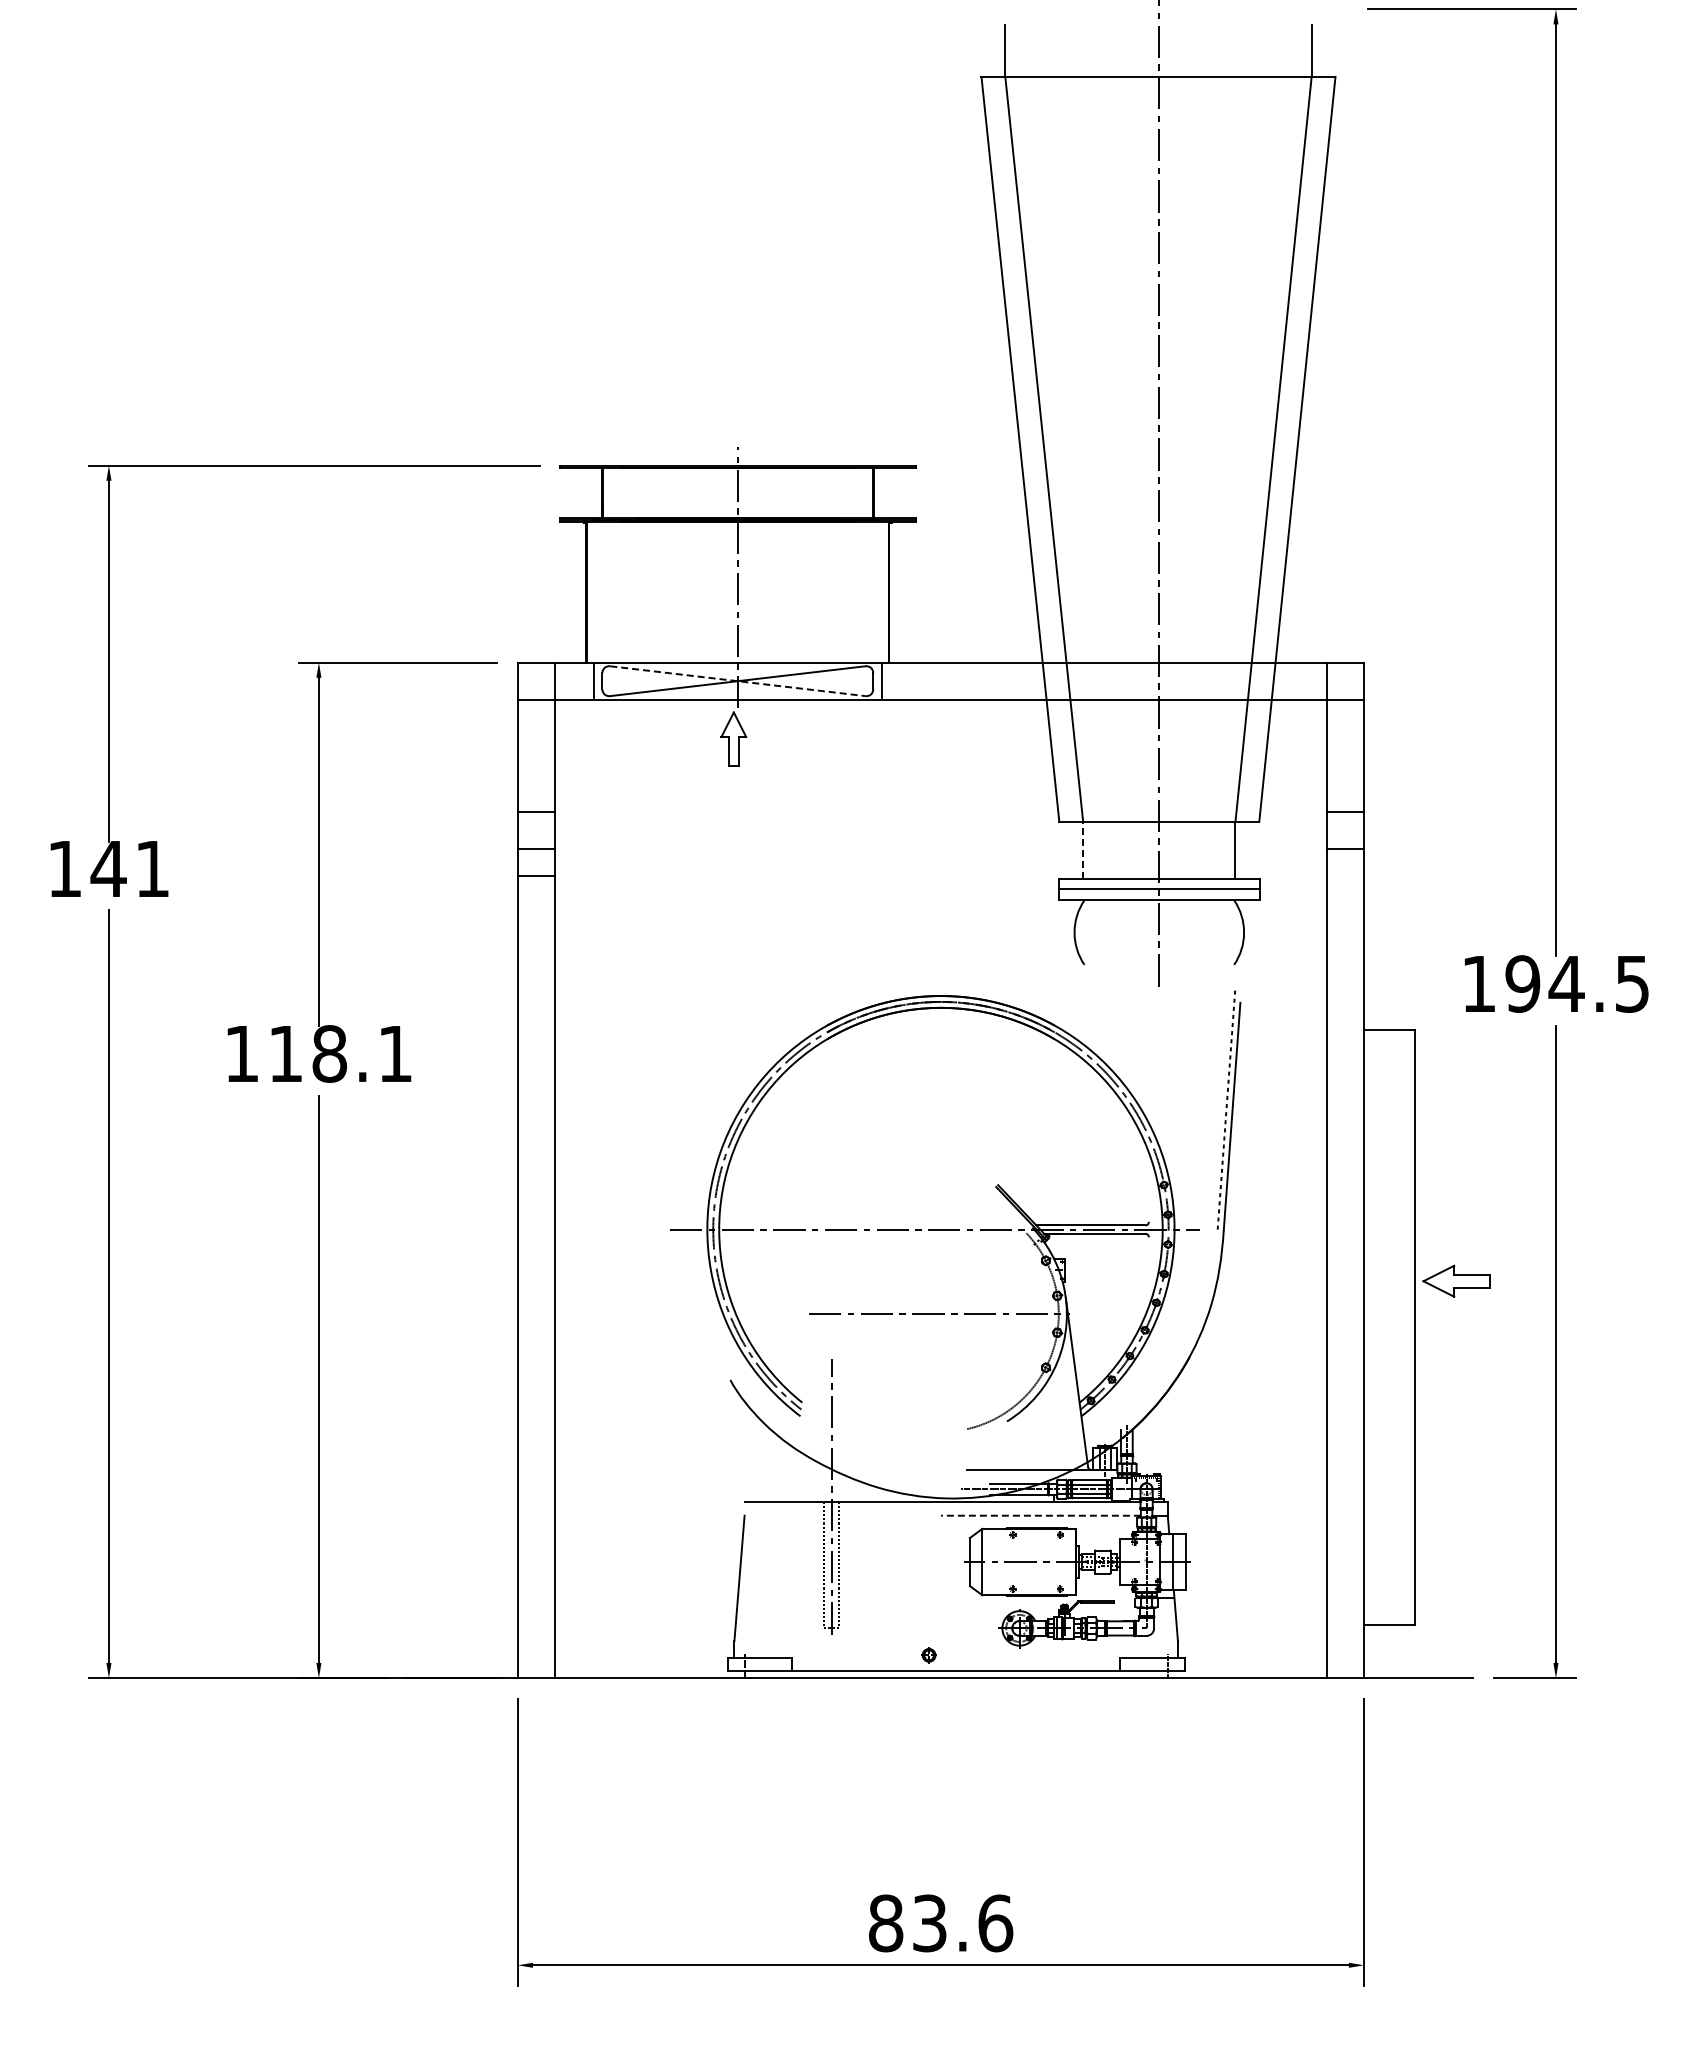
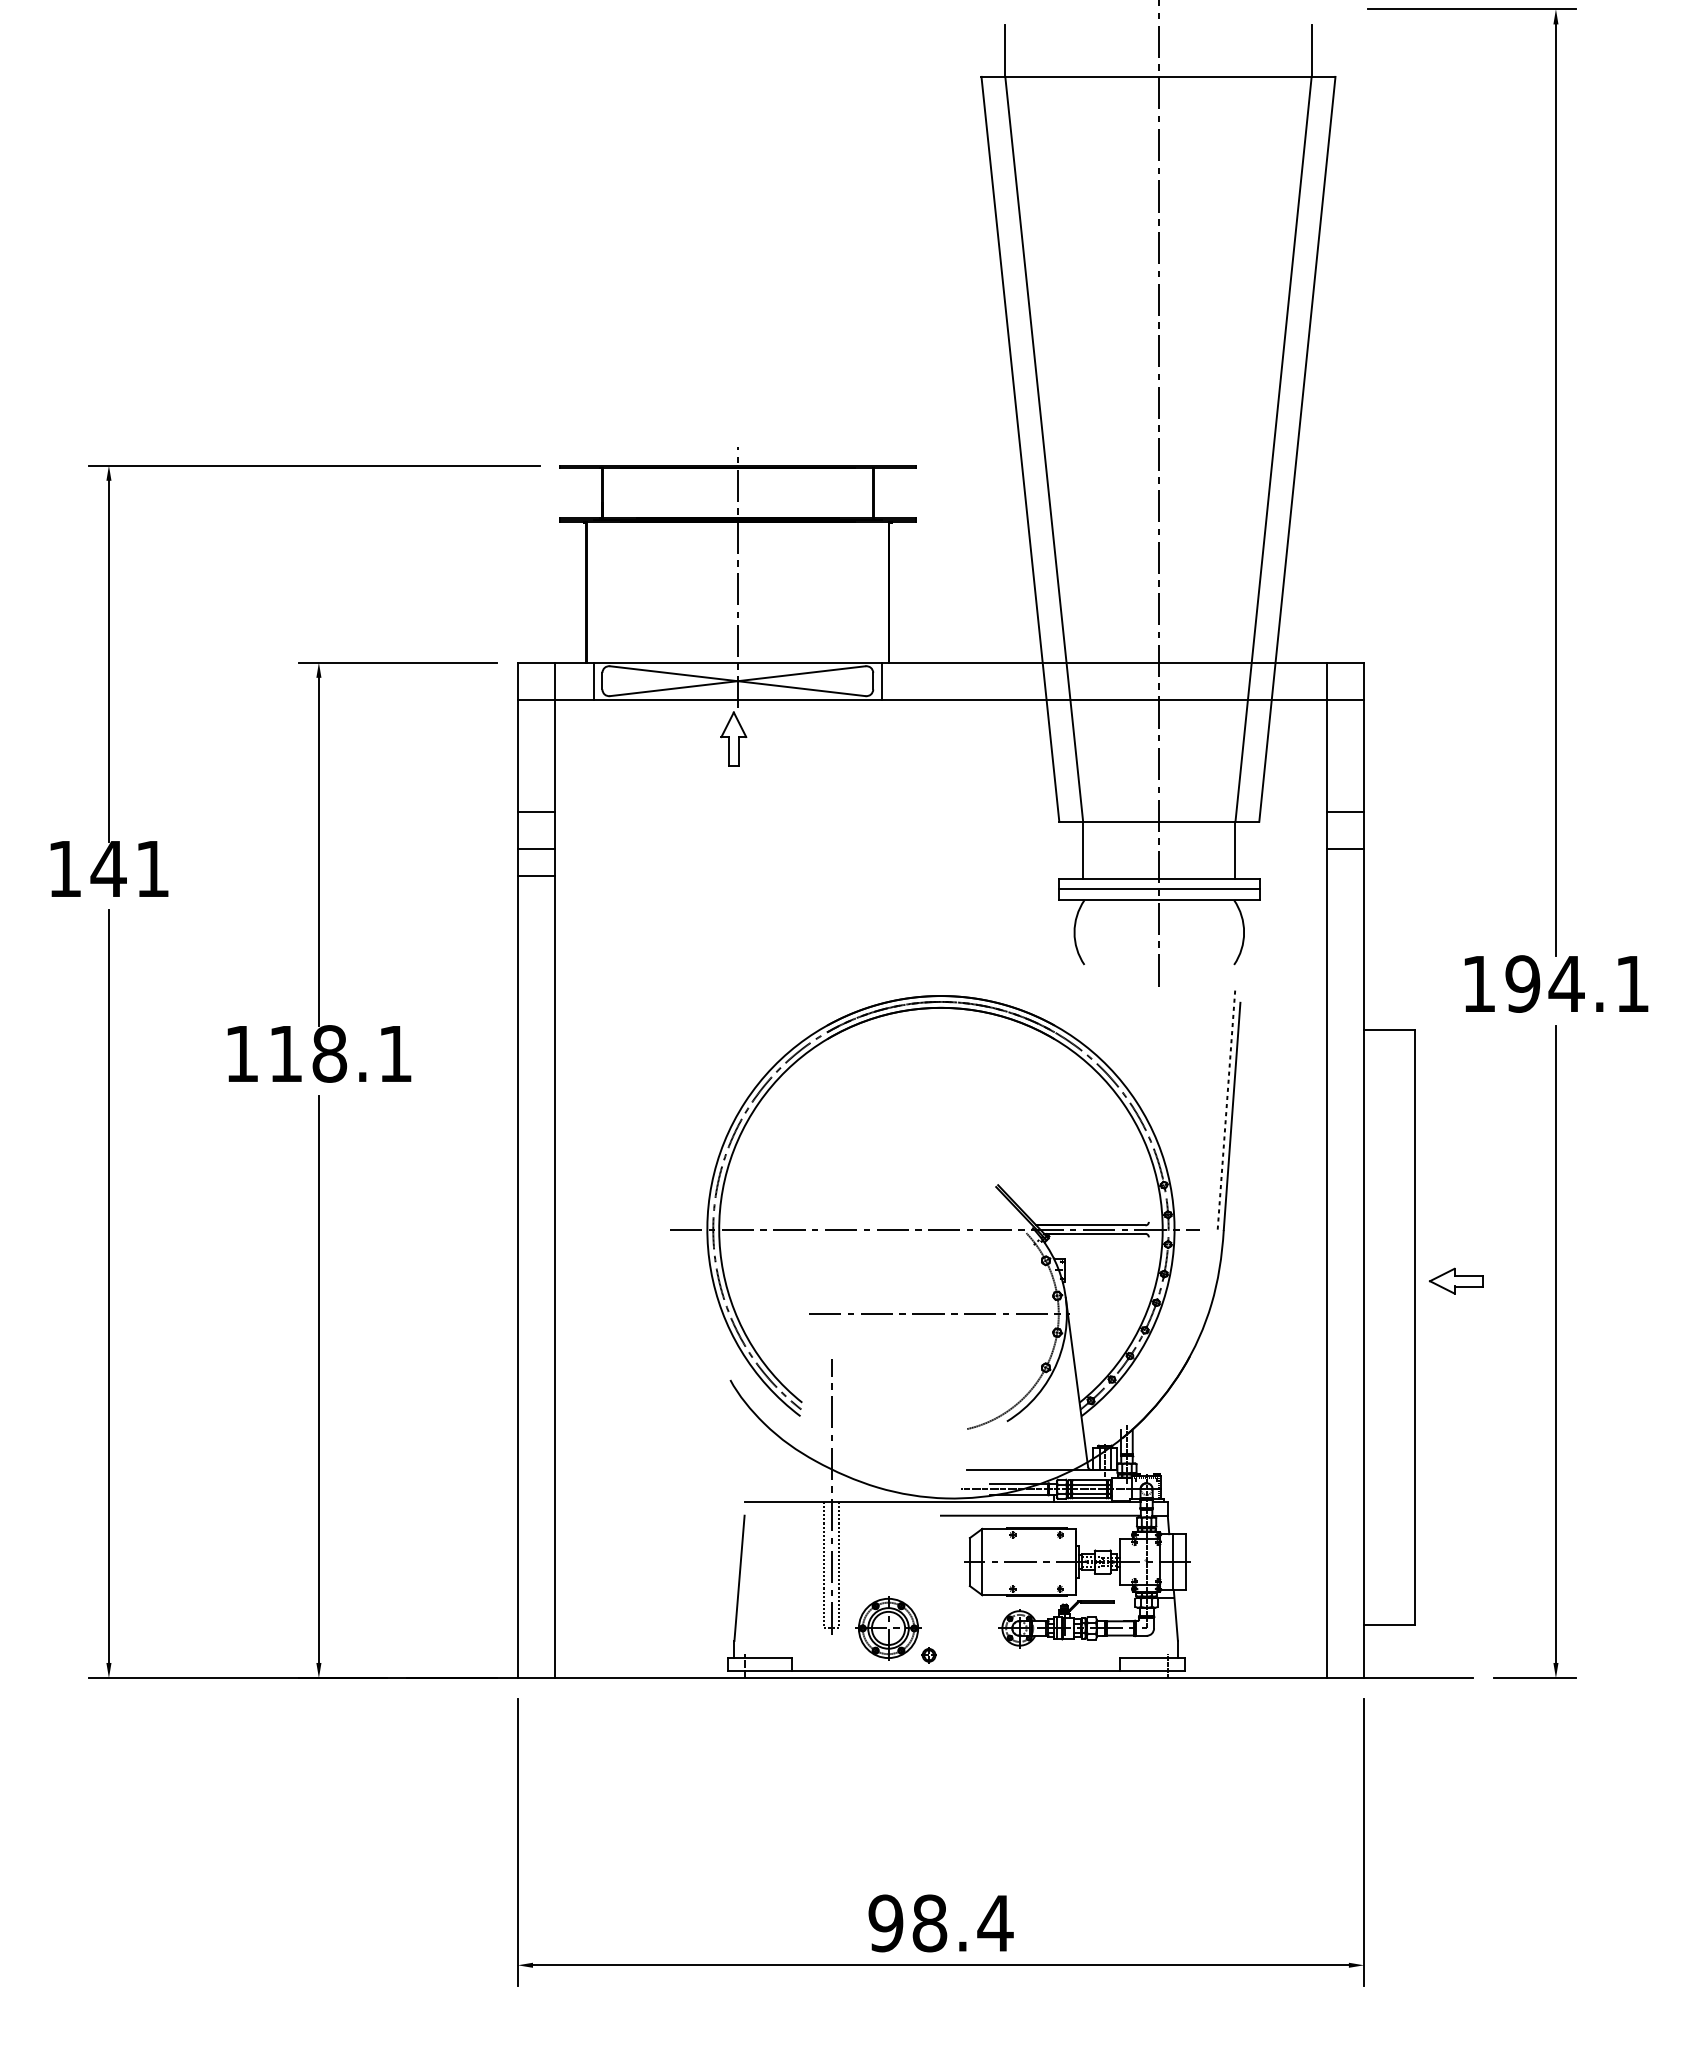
line: dashed -> solid (738, 681)
line: dashed -> solid (1083, 849)
text: 194.5 -> 194.1 (1632, 984)
part size: 69x34 px -> 56x28 px (1455, 1280)
line: dashed -> solid (1040, 1515)
part: none -> present (888, 1628)
text: 83.6 -> 98.4 (940, 1923)
